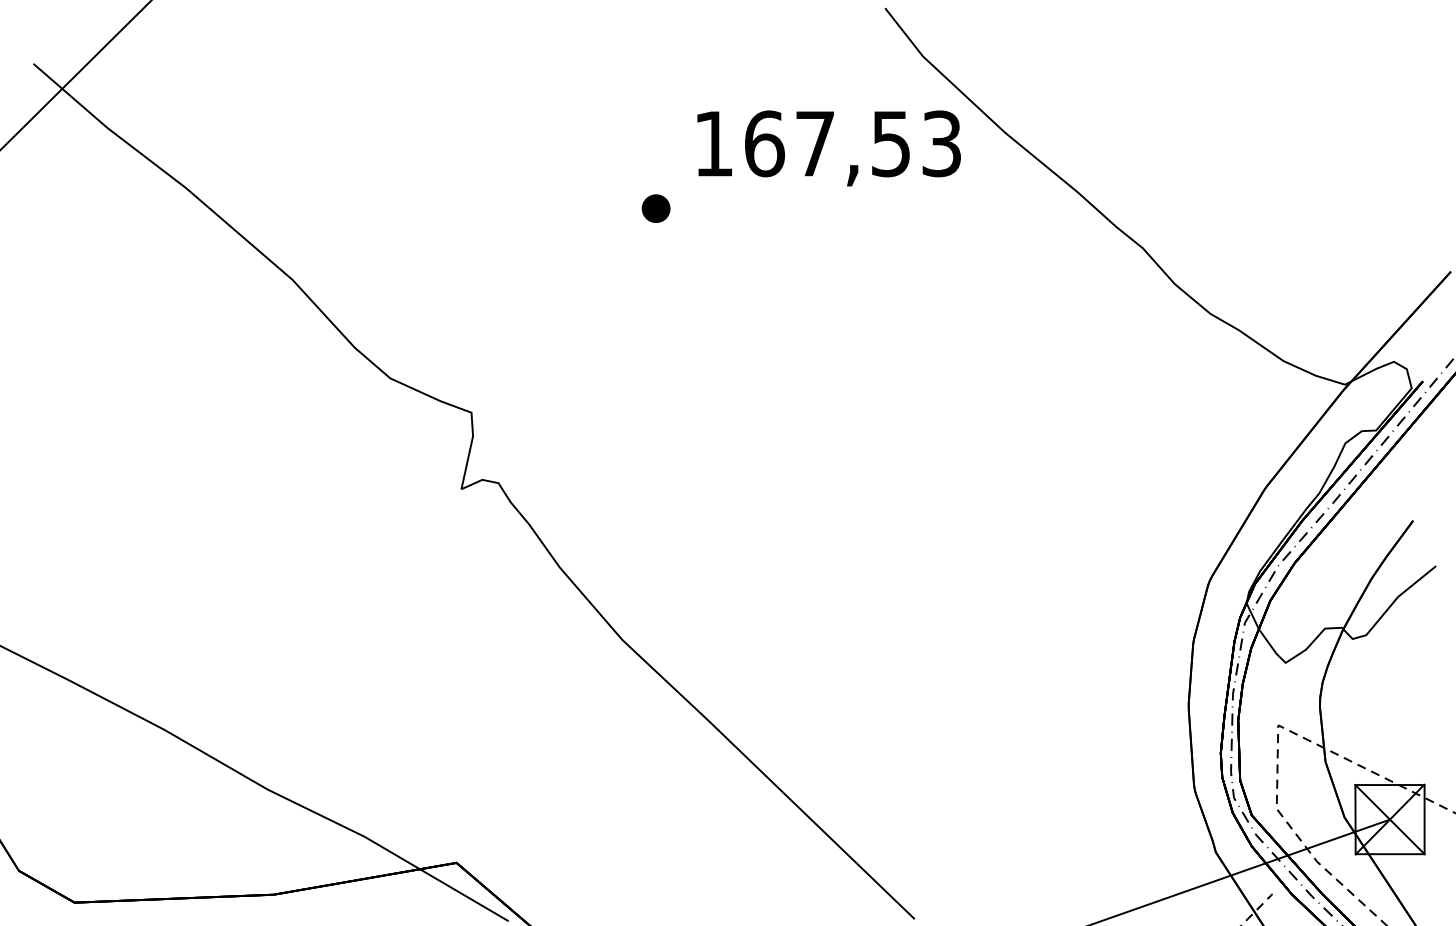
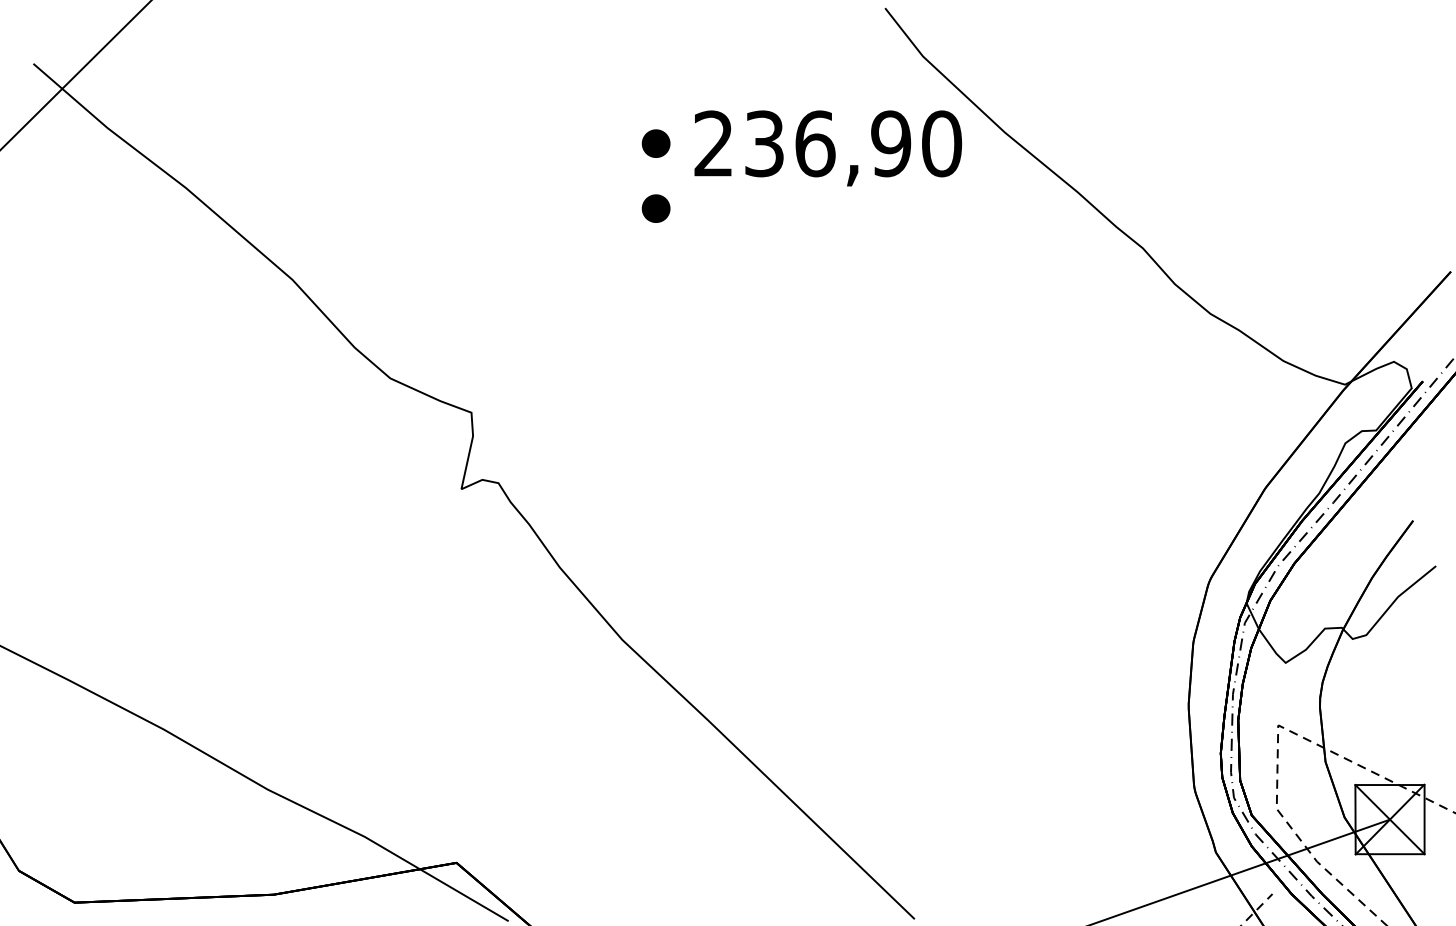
part: none -> present (655, 143)
text: 167,53 -> 236,90 (828, 143)
